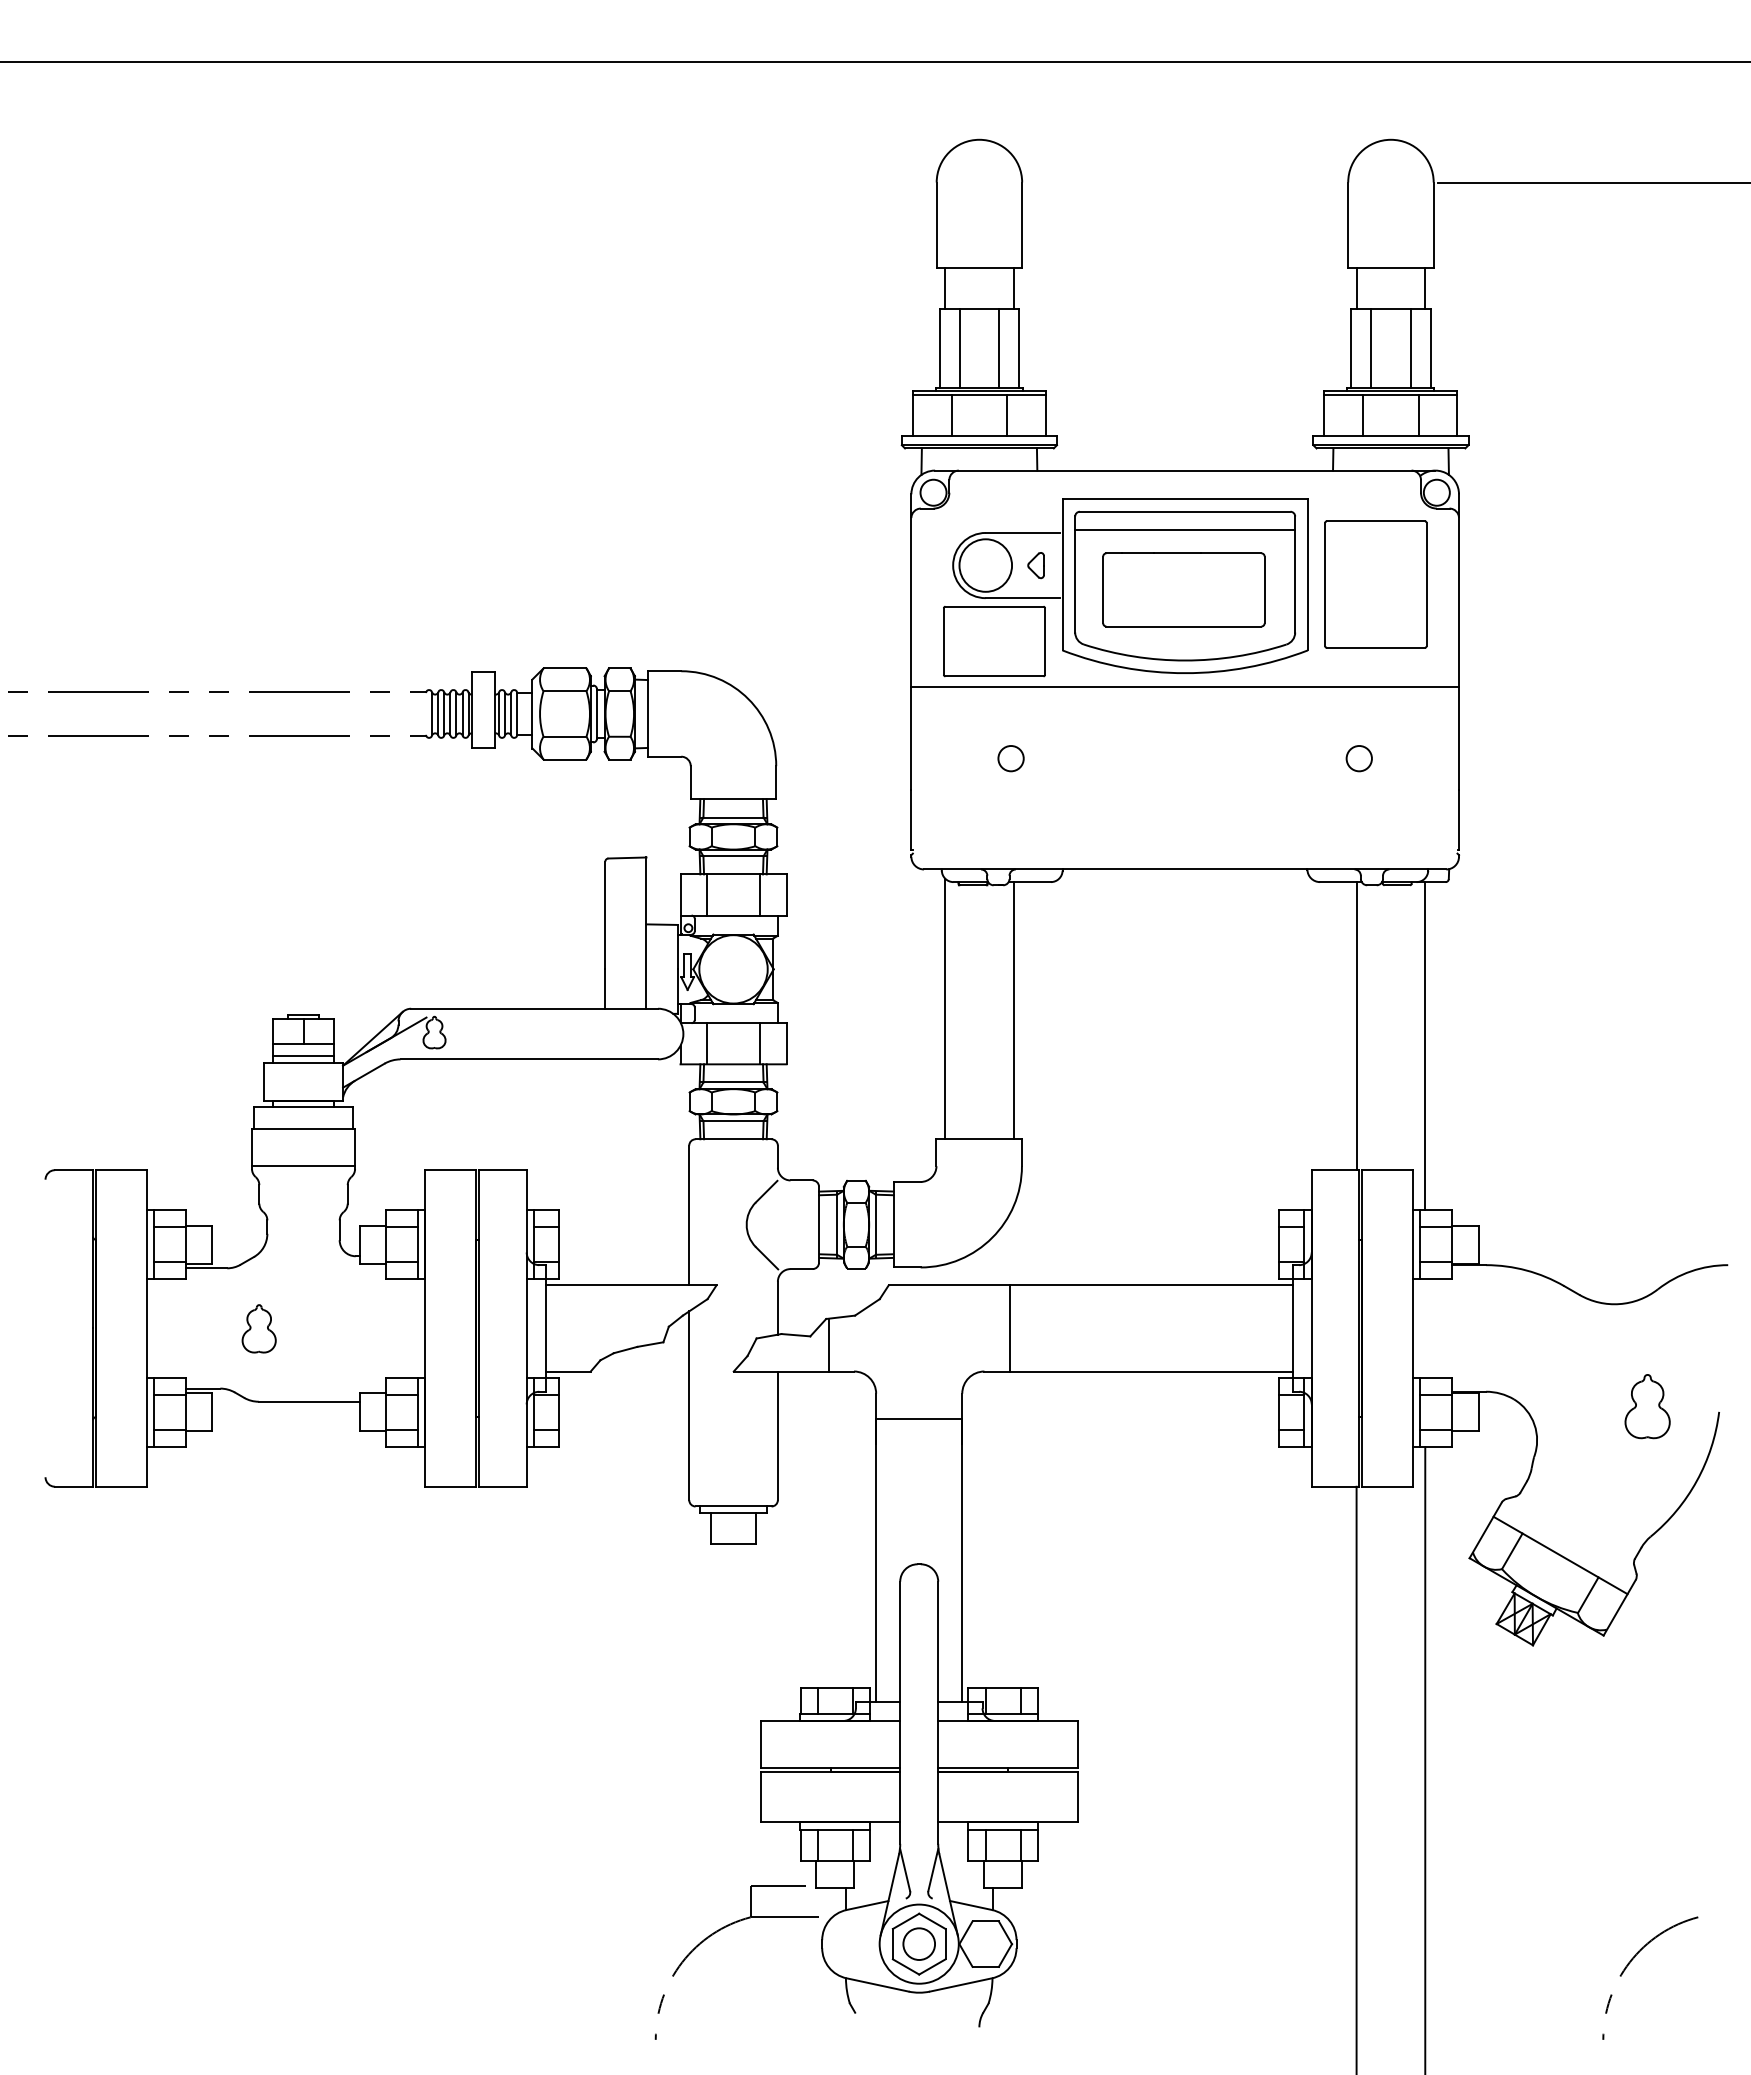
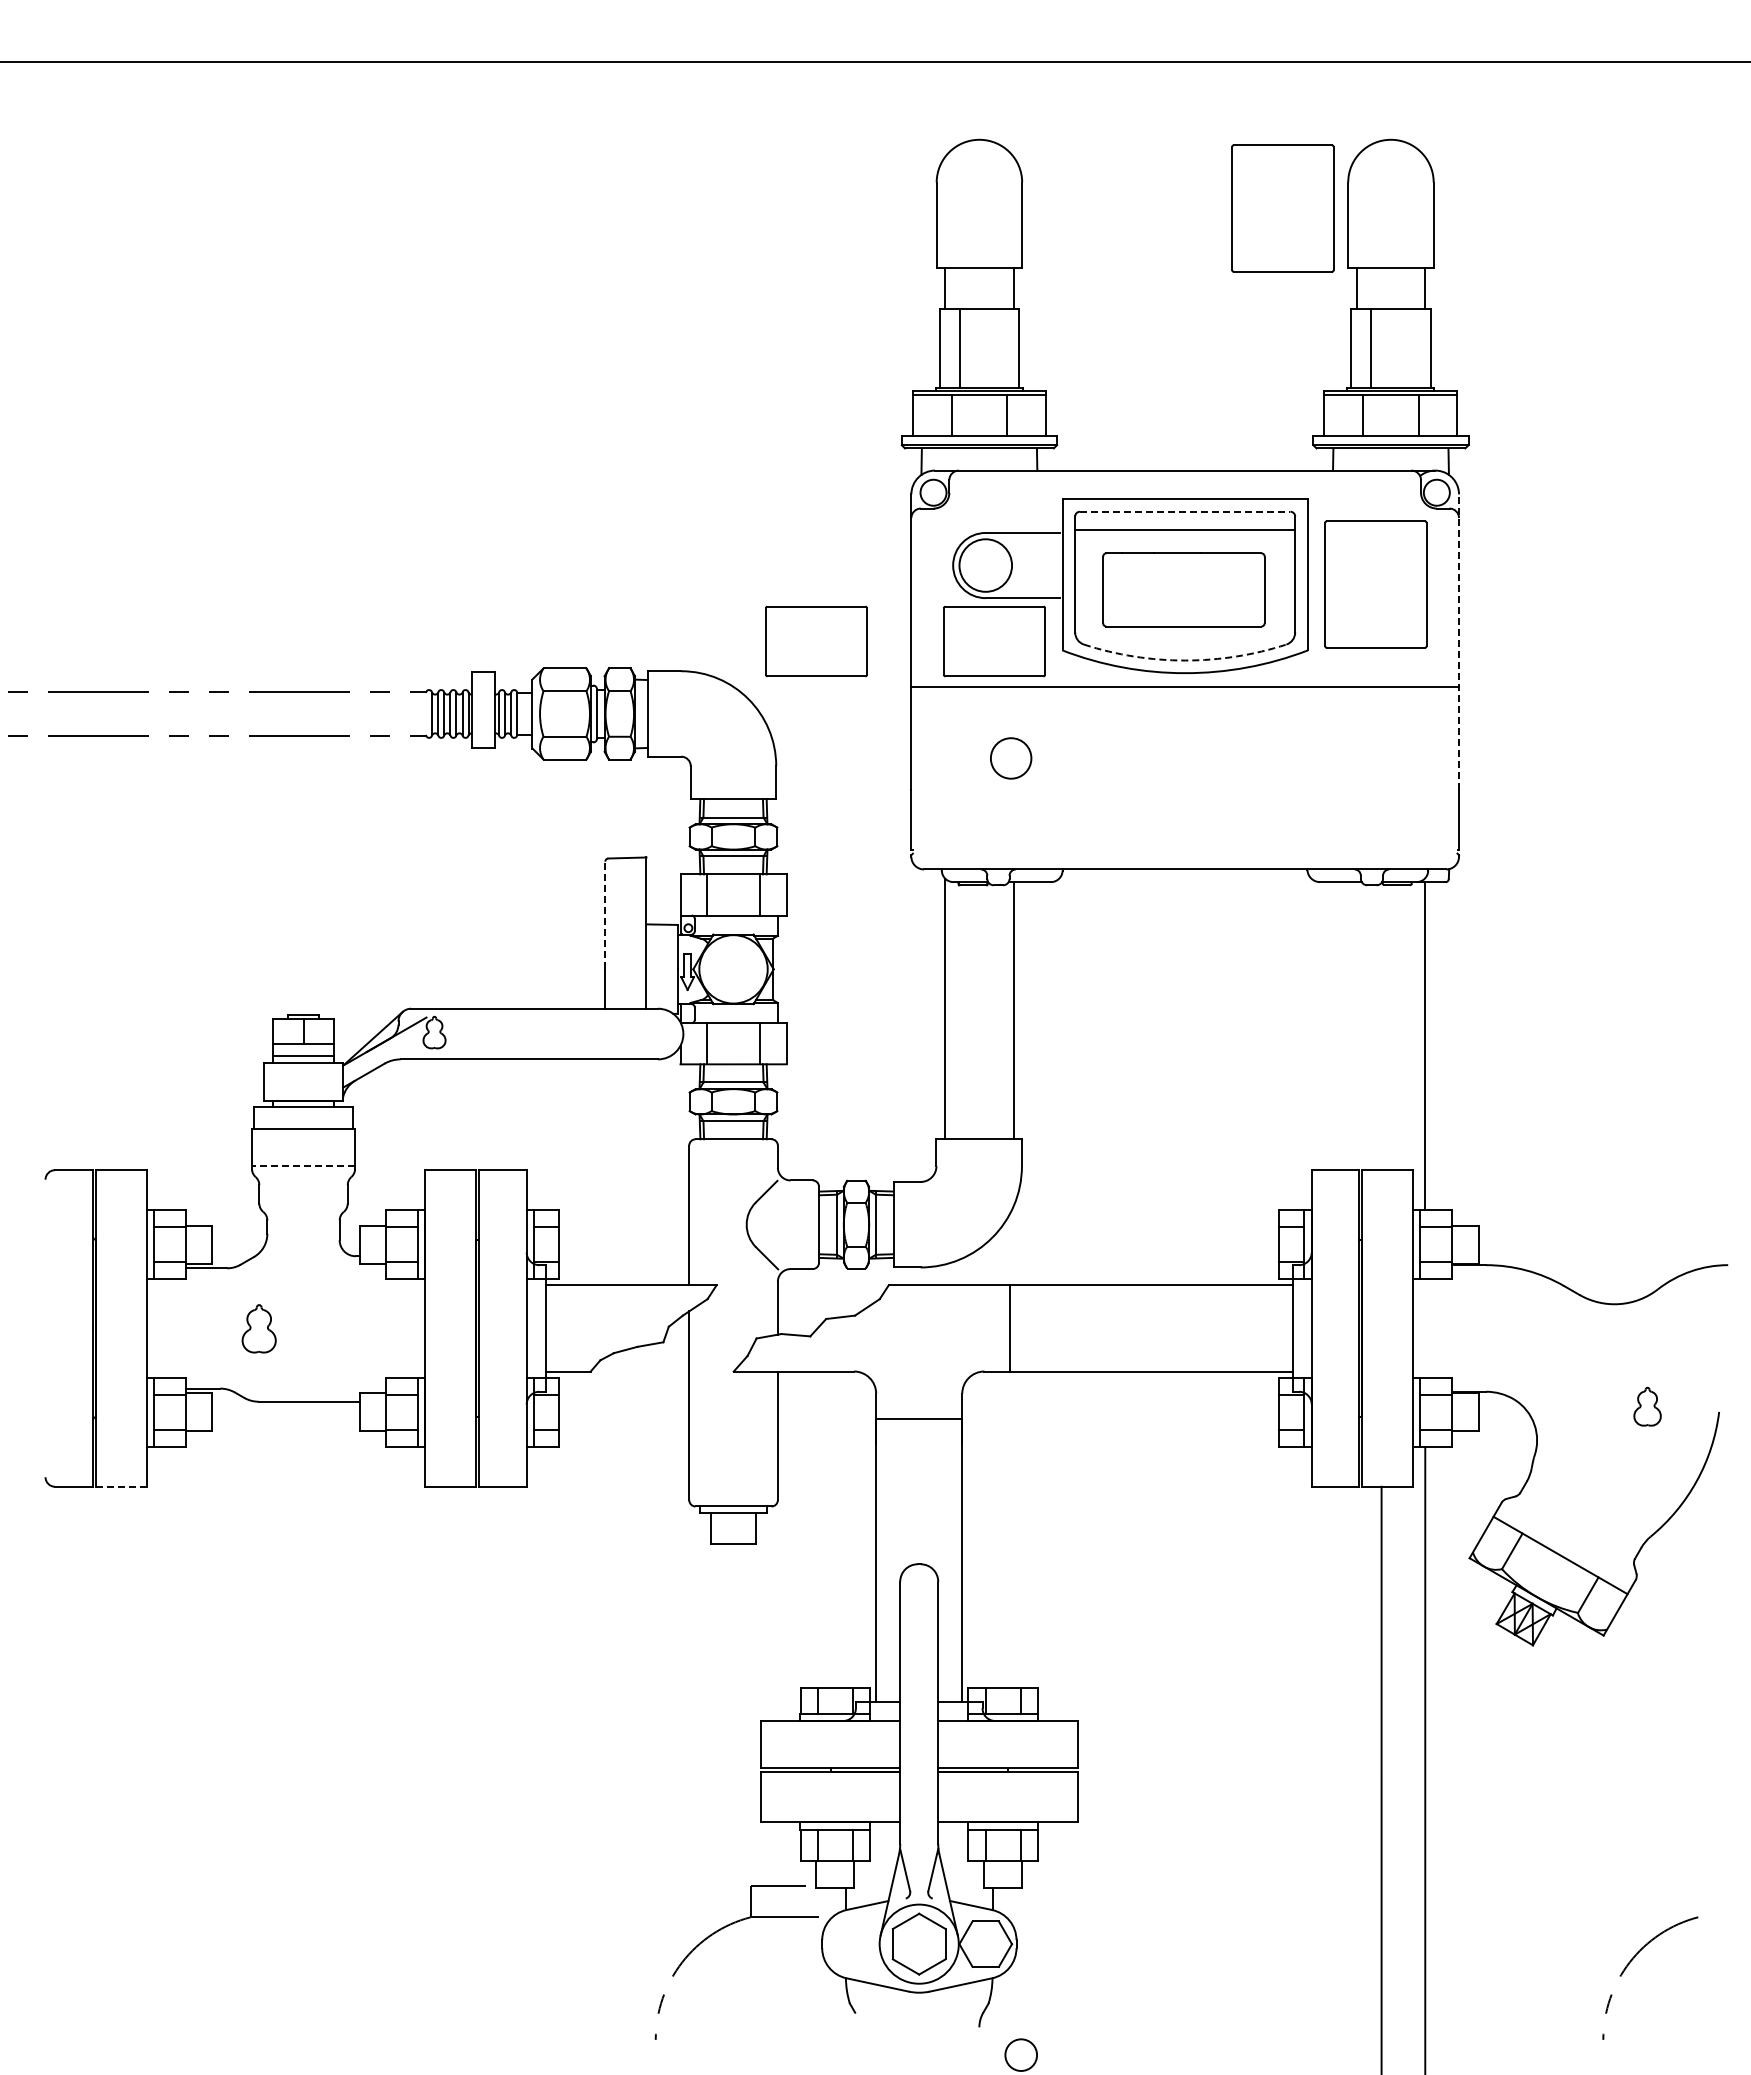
line: present -> none (1592, 182)
part: none -> present (1282, 208)
line: present -> none (999, 348)
line: present -> none (1410, 348)
line: solid -> dashed (1185, 511)
part: present -> none (1035, 565)
part: none -> present (816, 641)
line: solid -> dashed (1459, 642)
arc: solid -> dashed (1185, 660)
circle size: 28x28 px -> 43x43 px (1011, 758)
circle: present -> none (1358, 758)
line: solid -> dashed (605, 915)
line: present -> none (1356, 1026)
line: solid -> dashed (303, 1166)
line: present -> none (828, 1344)
part size: 47x66 px -> 29x41 px (1647, 1406)
line: solid -> dashed (122, 1486)
line position: (1356, 1778) -> (1381, 1778) (1381, 1778)
circle position: (918, 1943) -> (1020, 2054) (1020, 2054)
